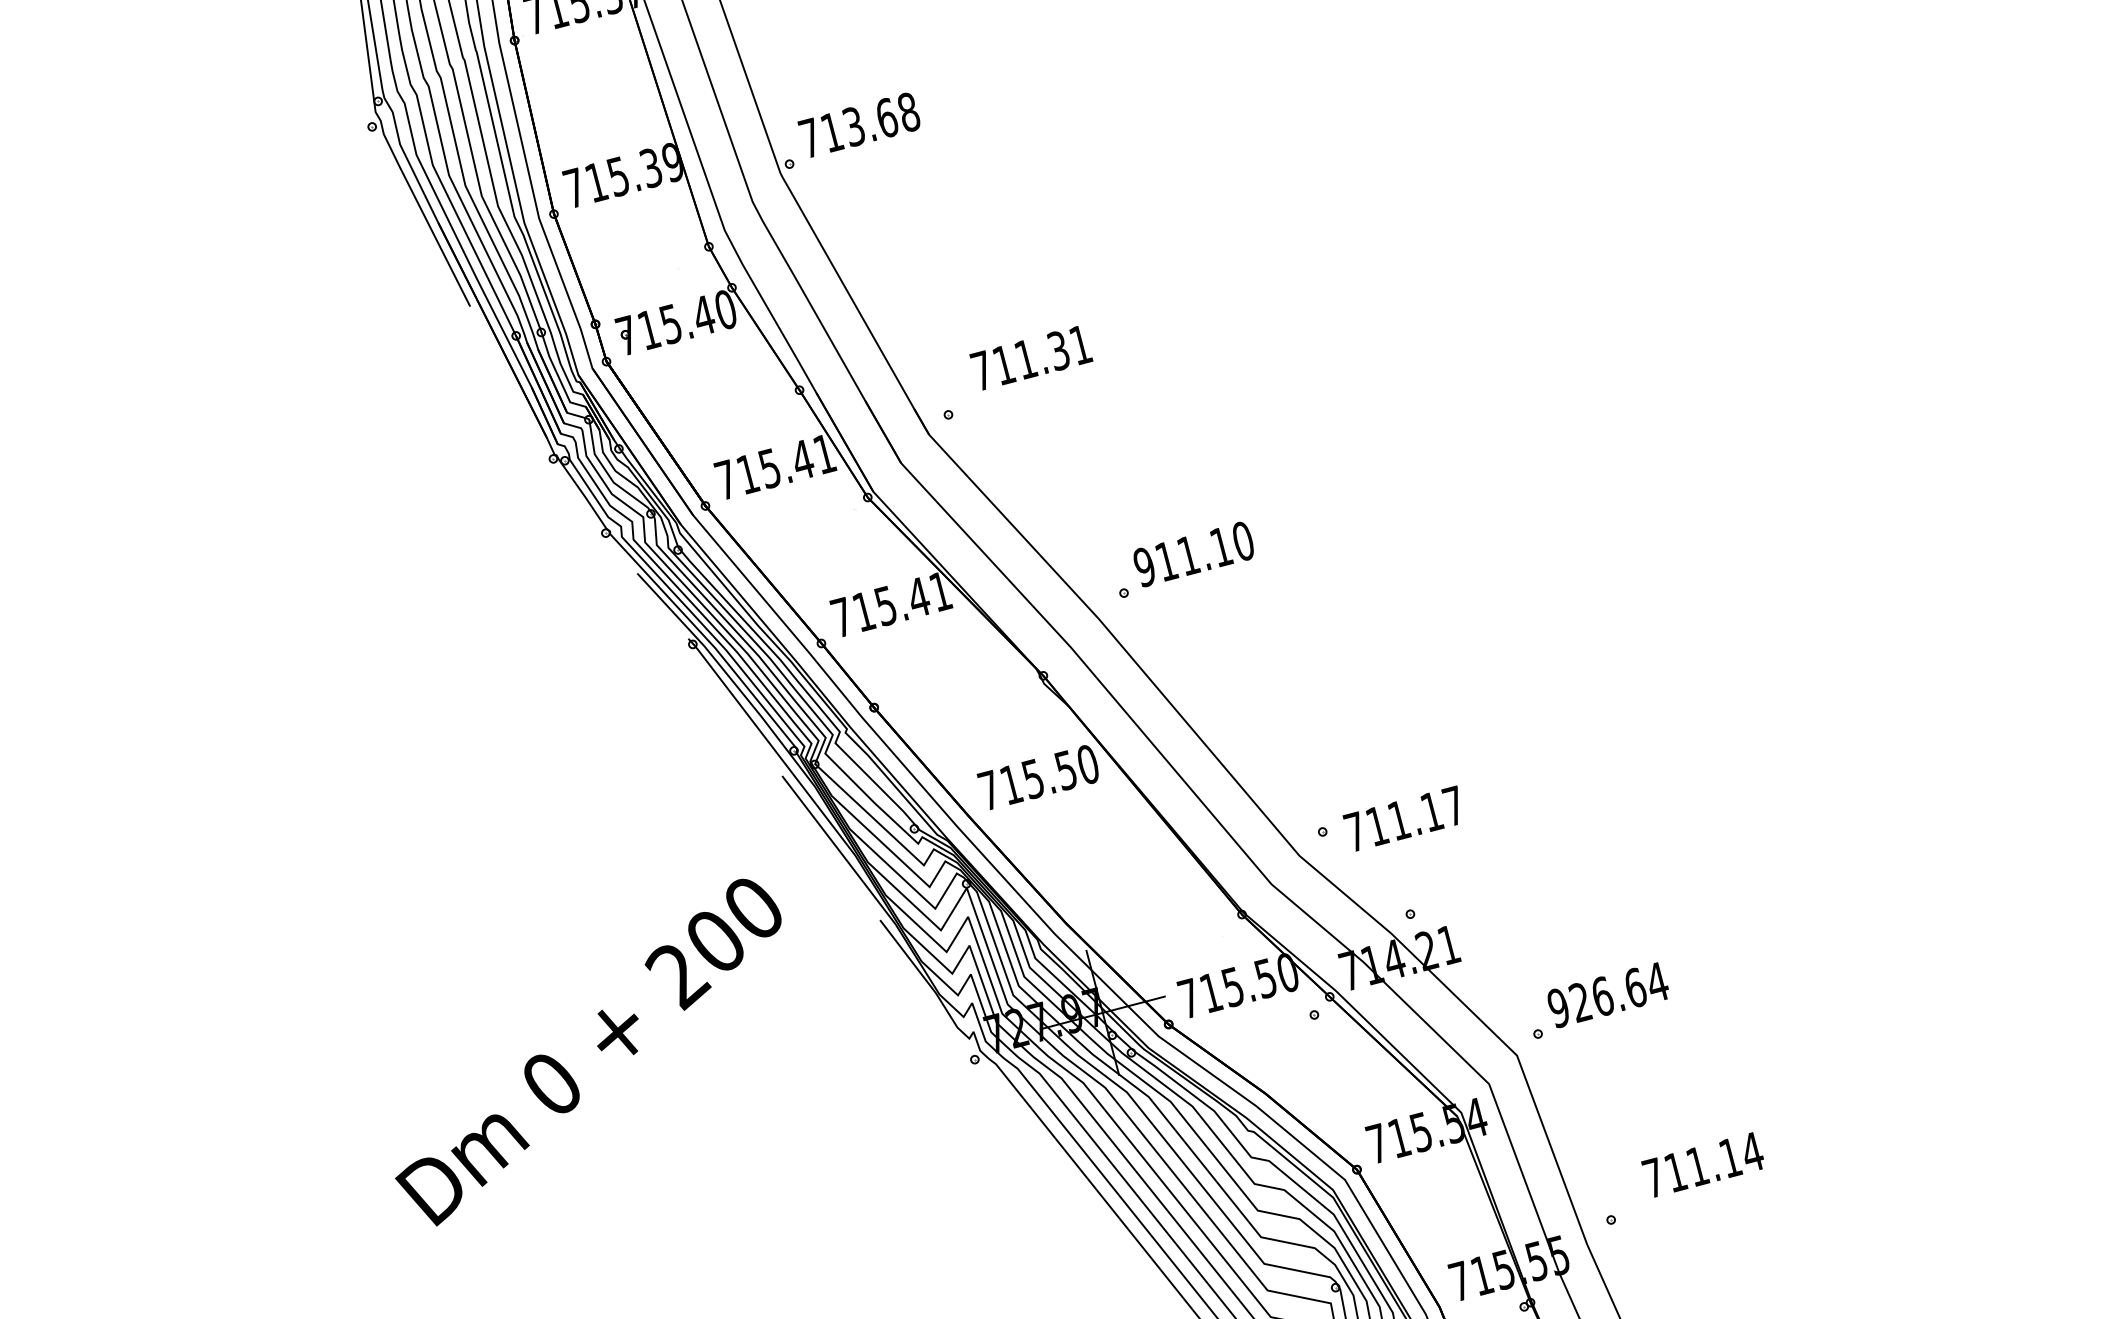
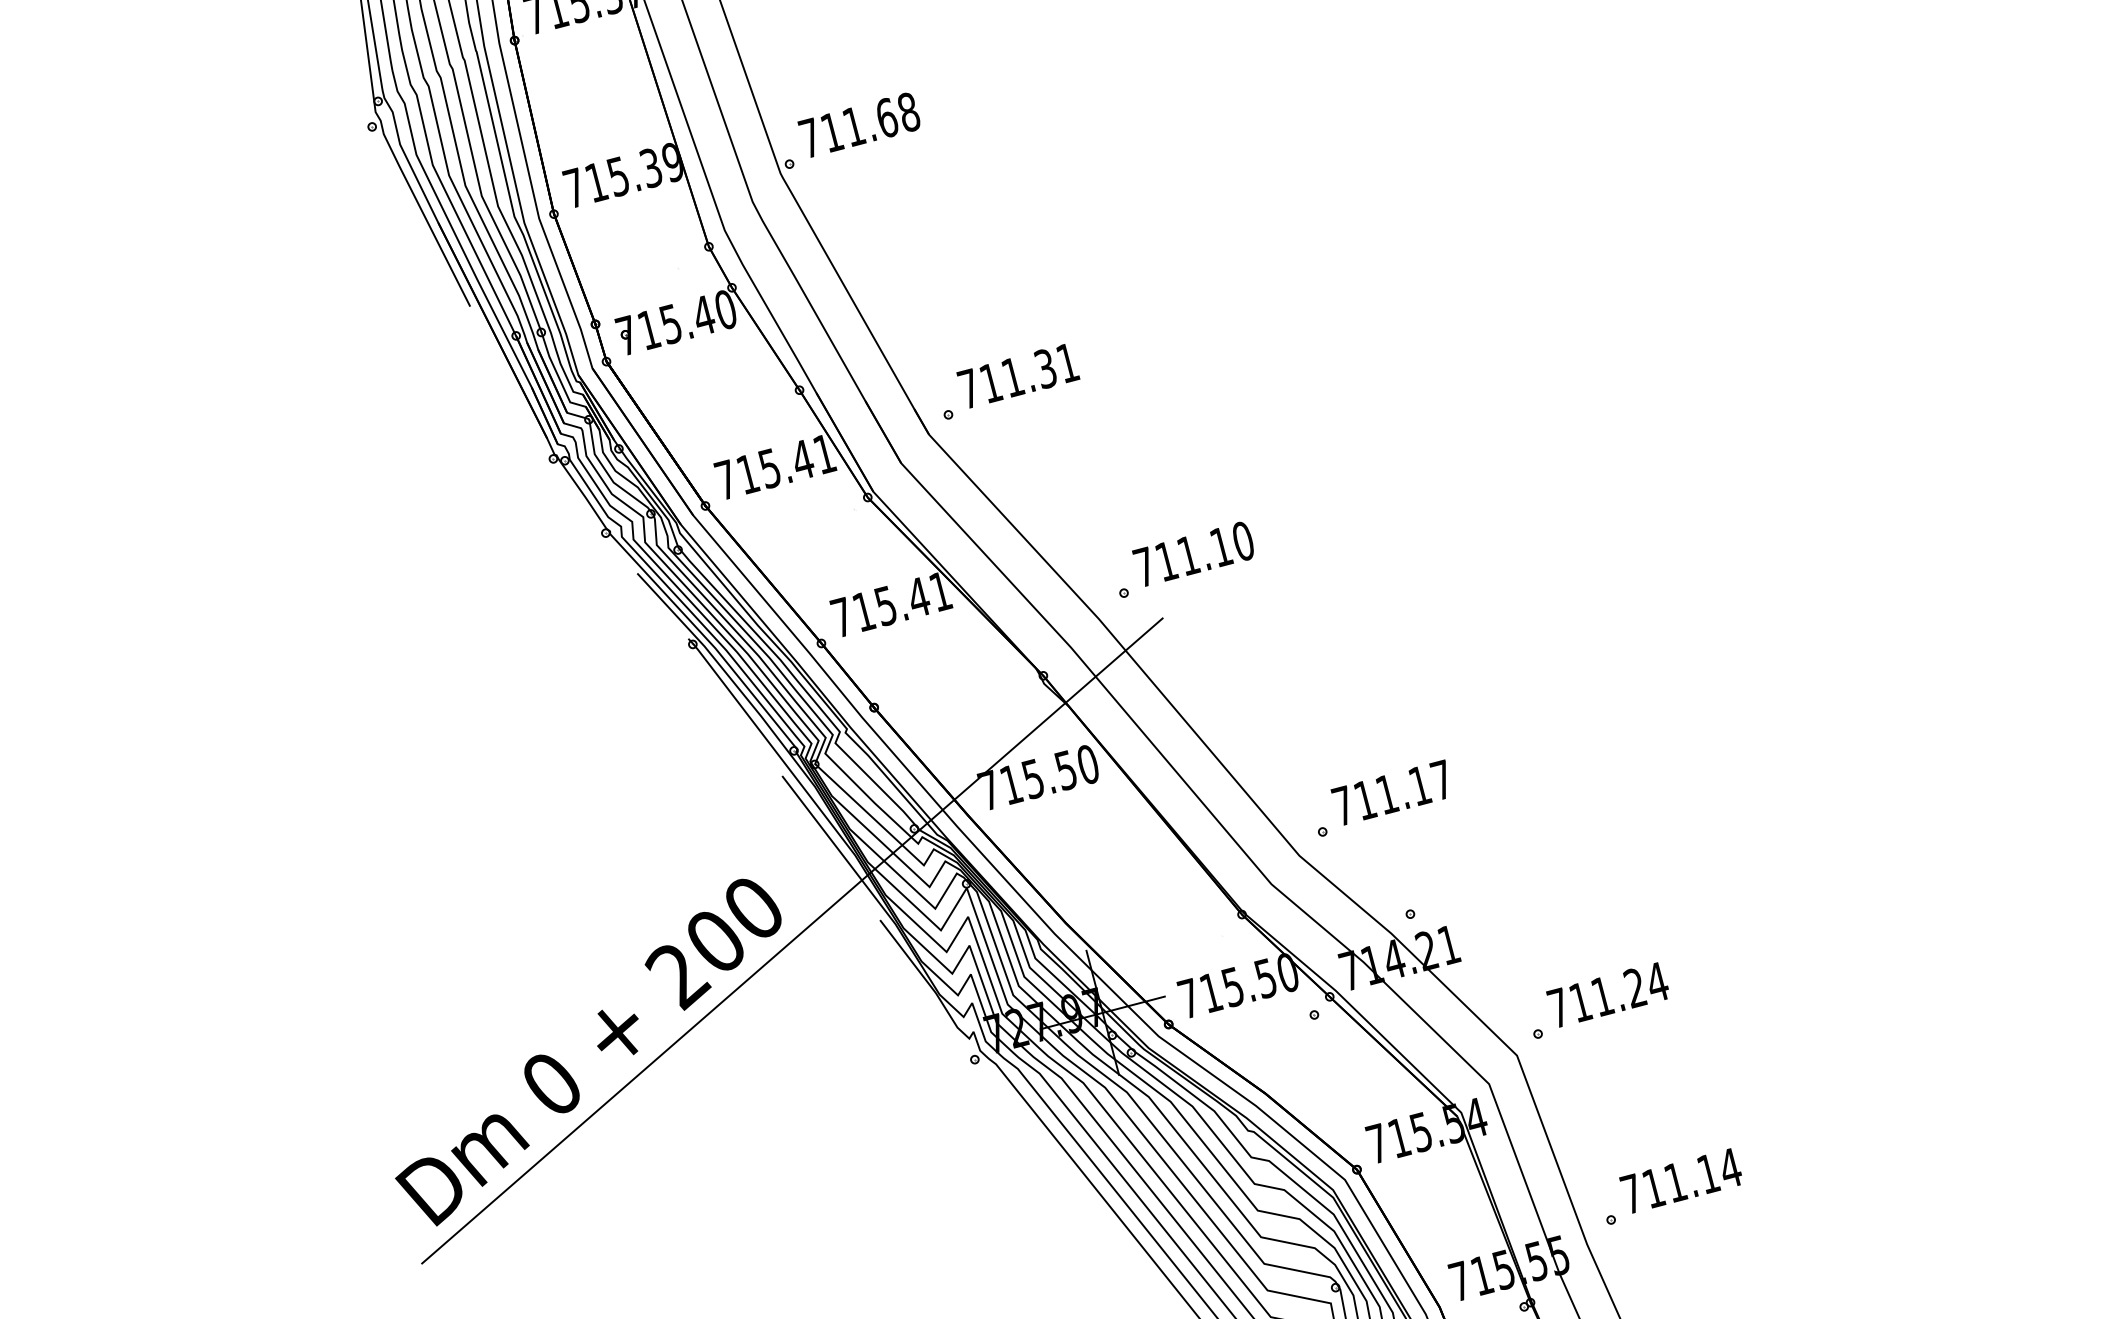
text: 713.68 -> 711.68 (854, 126)
text position: (1031, 358) -> (1018, 376) (1018, 376)
text: 911.10 -> 711.10 (1143, 566)
text position: (1399, 818) -> (1387, 792) (1387, 792)
line: none -> present (792, 940)
text: 926.64 -> 711.24 (1596, 997)
text position: (1702, 1164) -> (1680, 1180) (1680, 1180)
